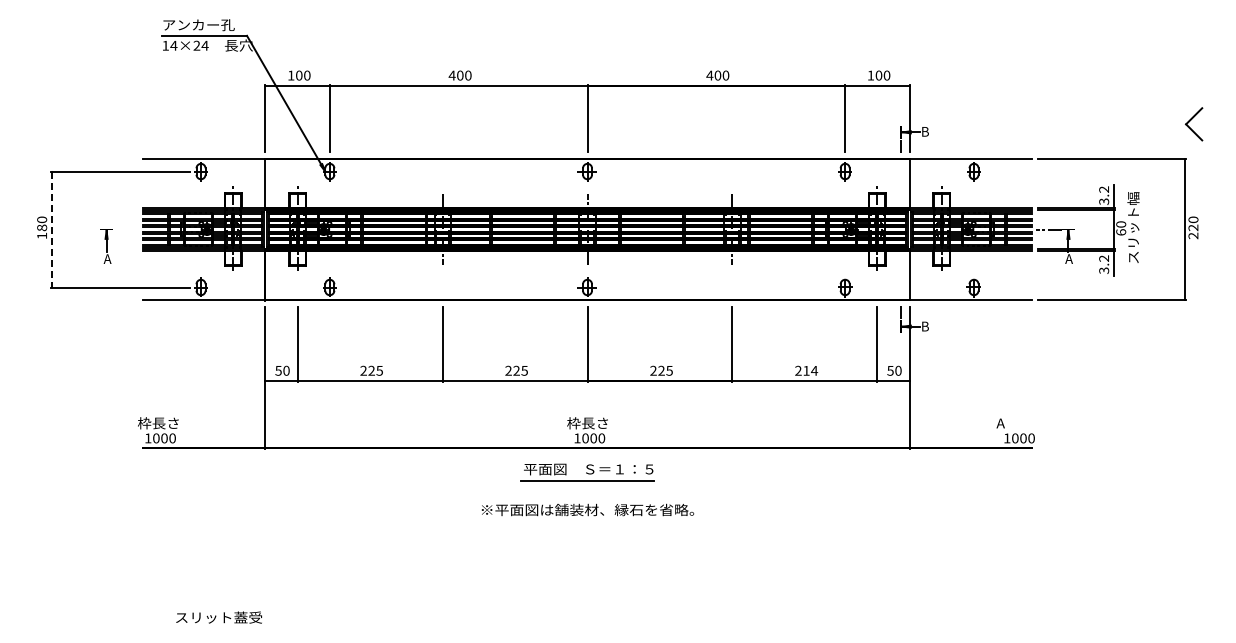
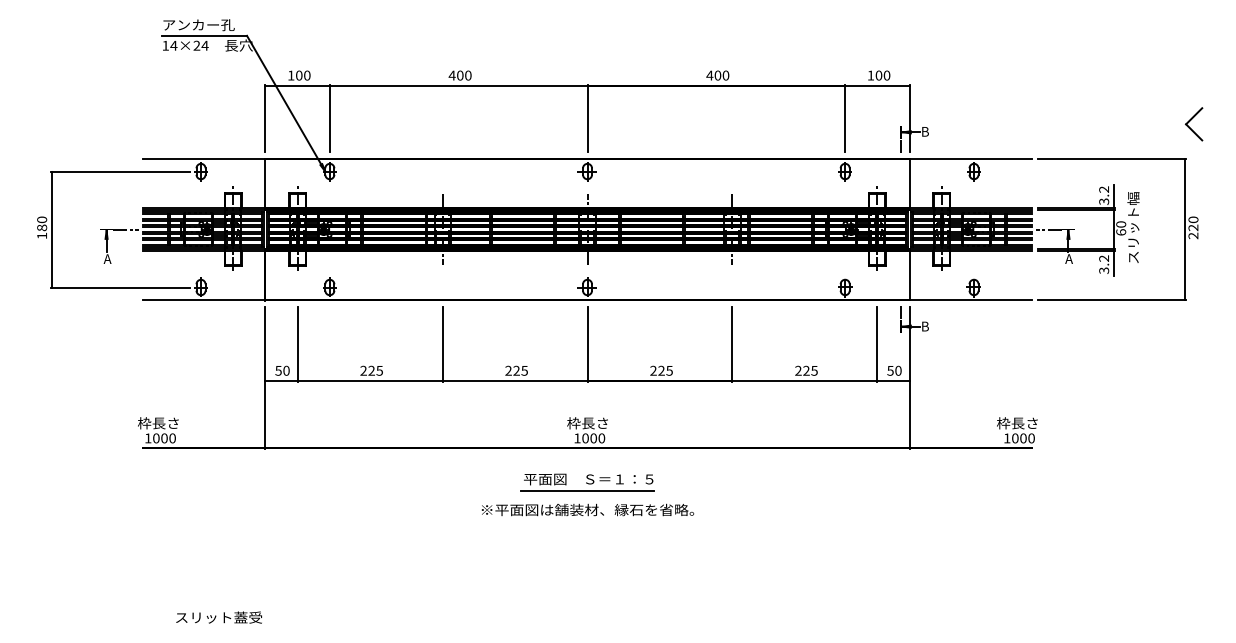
line: dashed -> solid (52, 229)
line: none -> present (126, 229)
text: 214 -> 225 (810, 370)
text: A -> 枠長さ (1016, 423)
part position: (587, 472) -> (587, 482) (587, 482)
